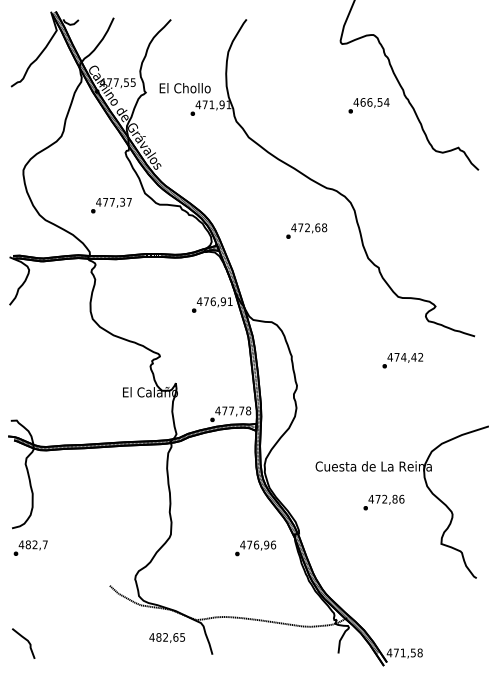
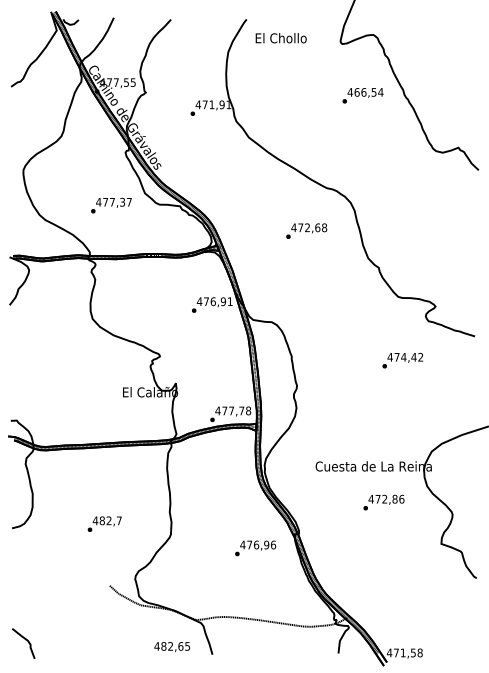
text position: (184, 88) -> (280, 38) (280, 38)
text position: (368, 105) -> (362, 95) (362, 95)
text position: (30, 547) -> (104, 523) (104, 523)
text position: (166, 637) -> (171, 646) (171, 646)
